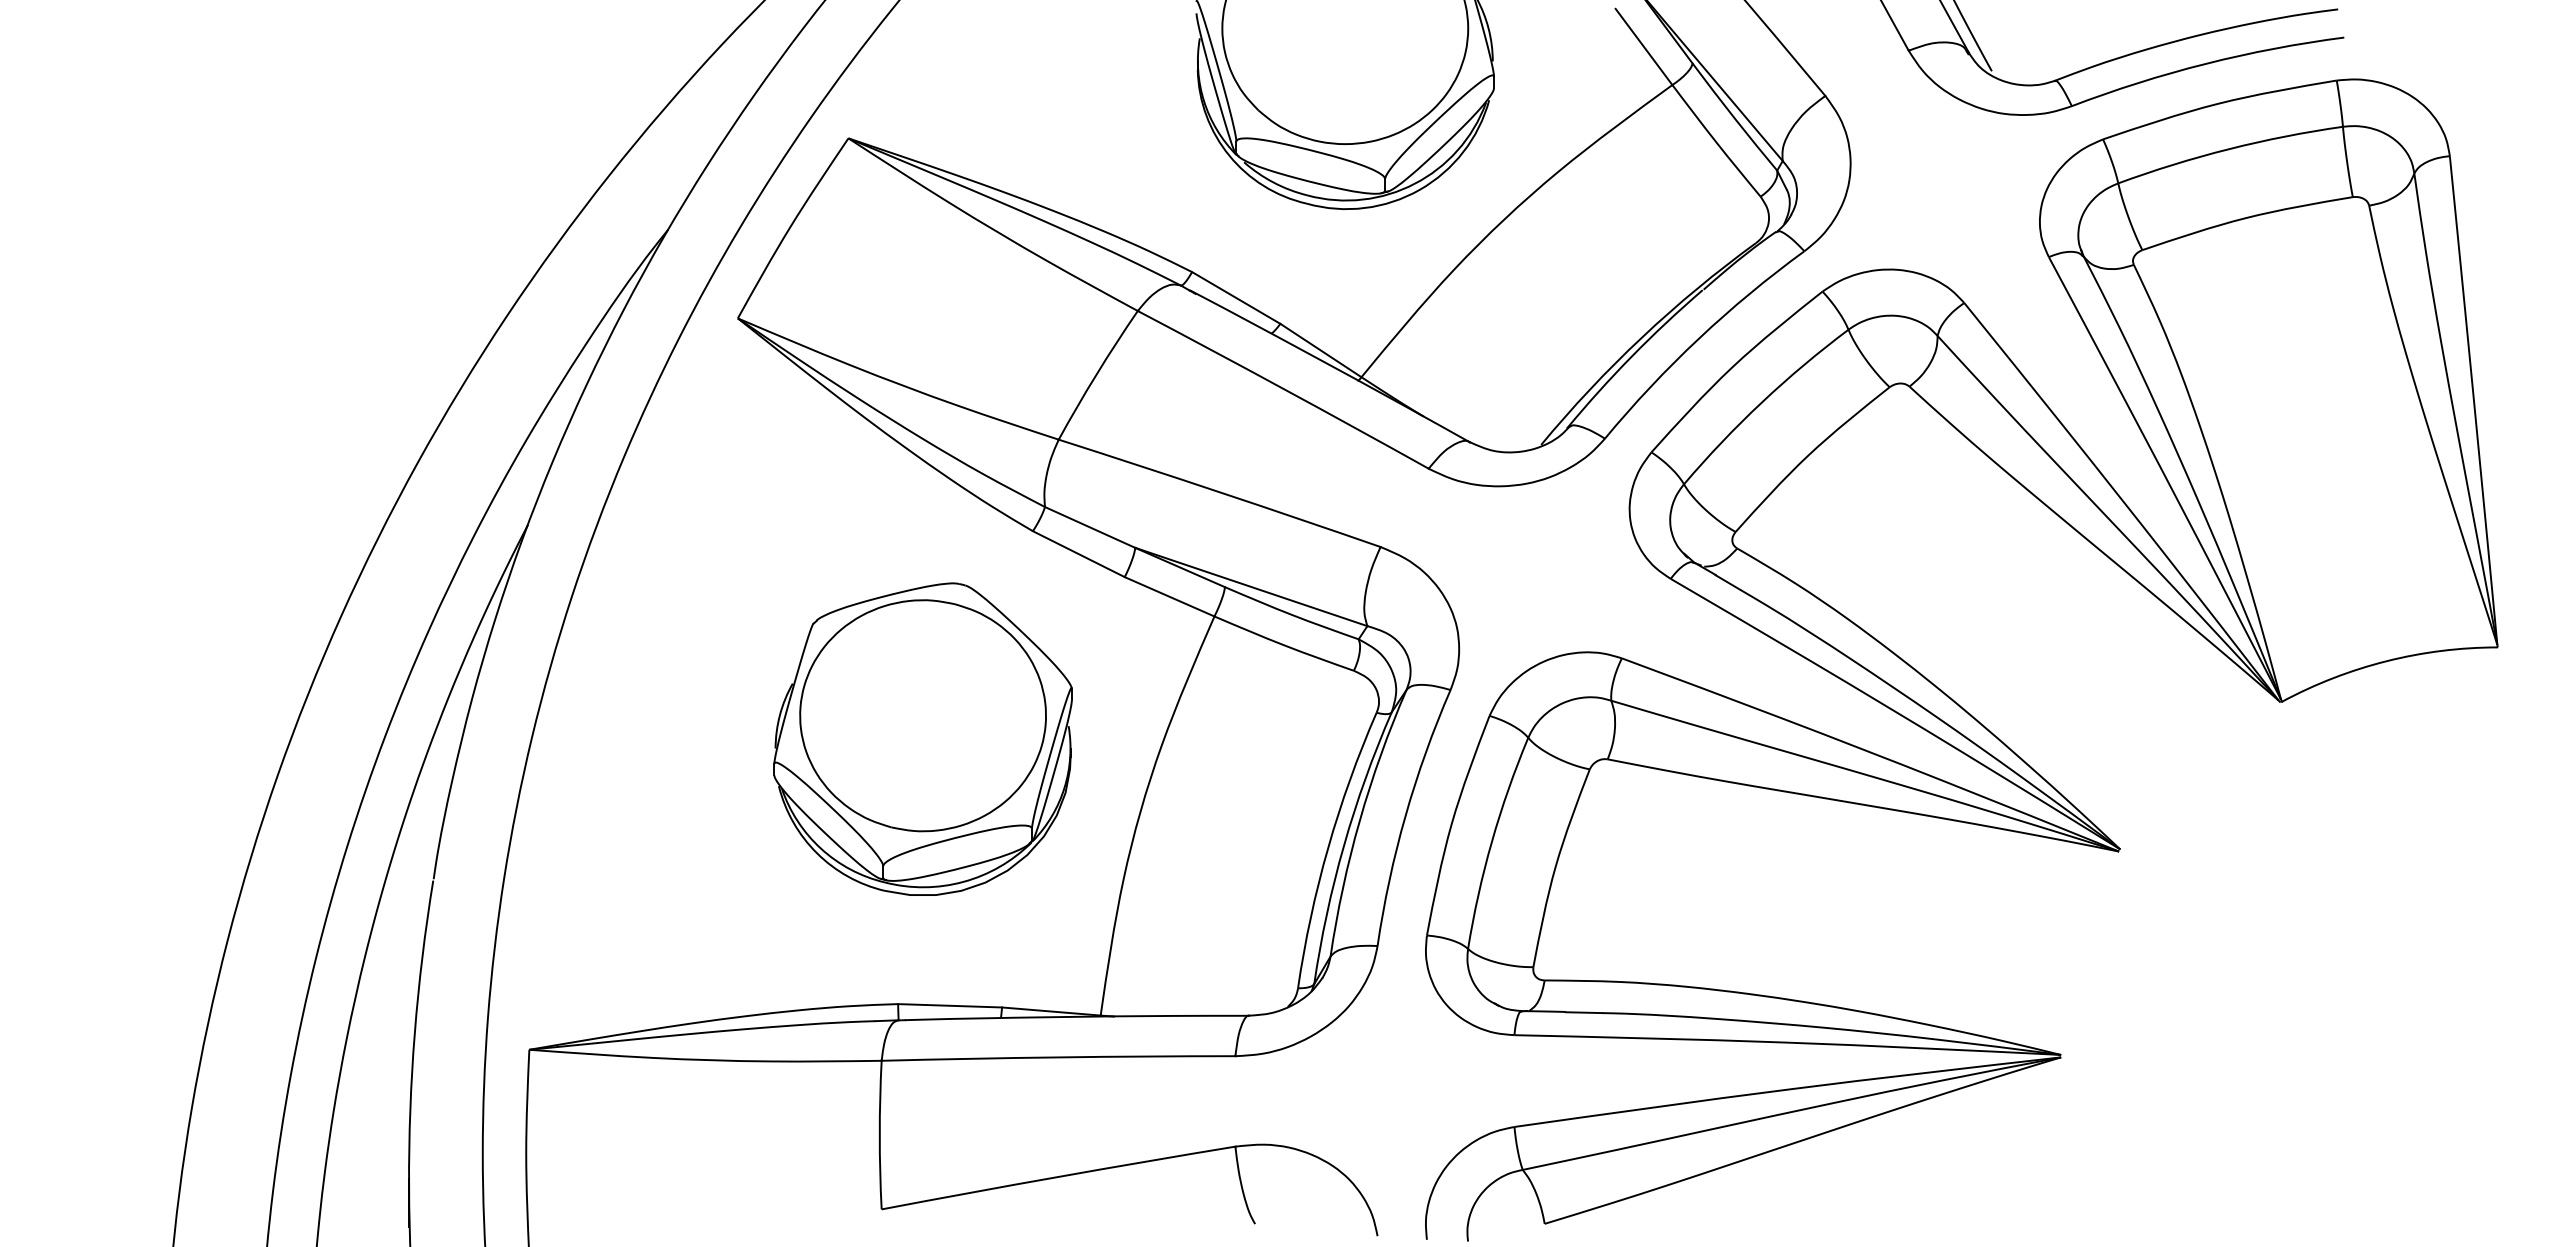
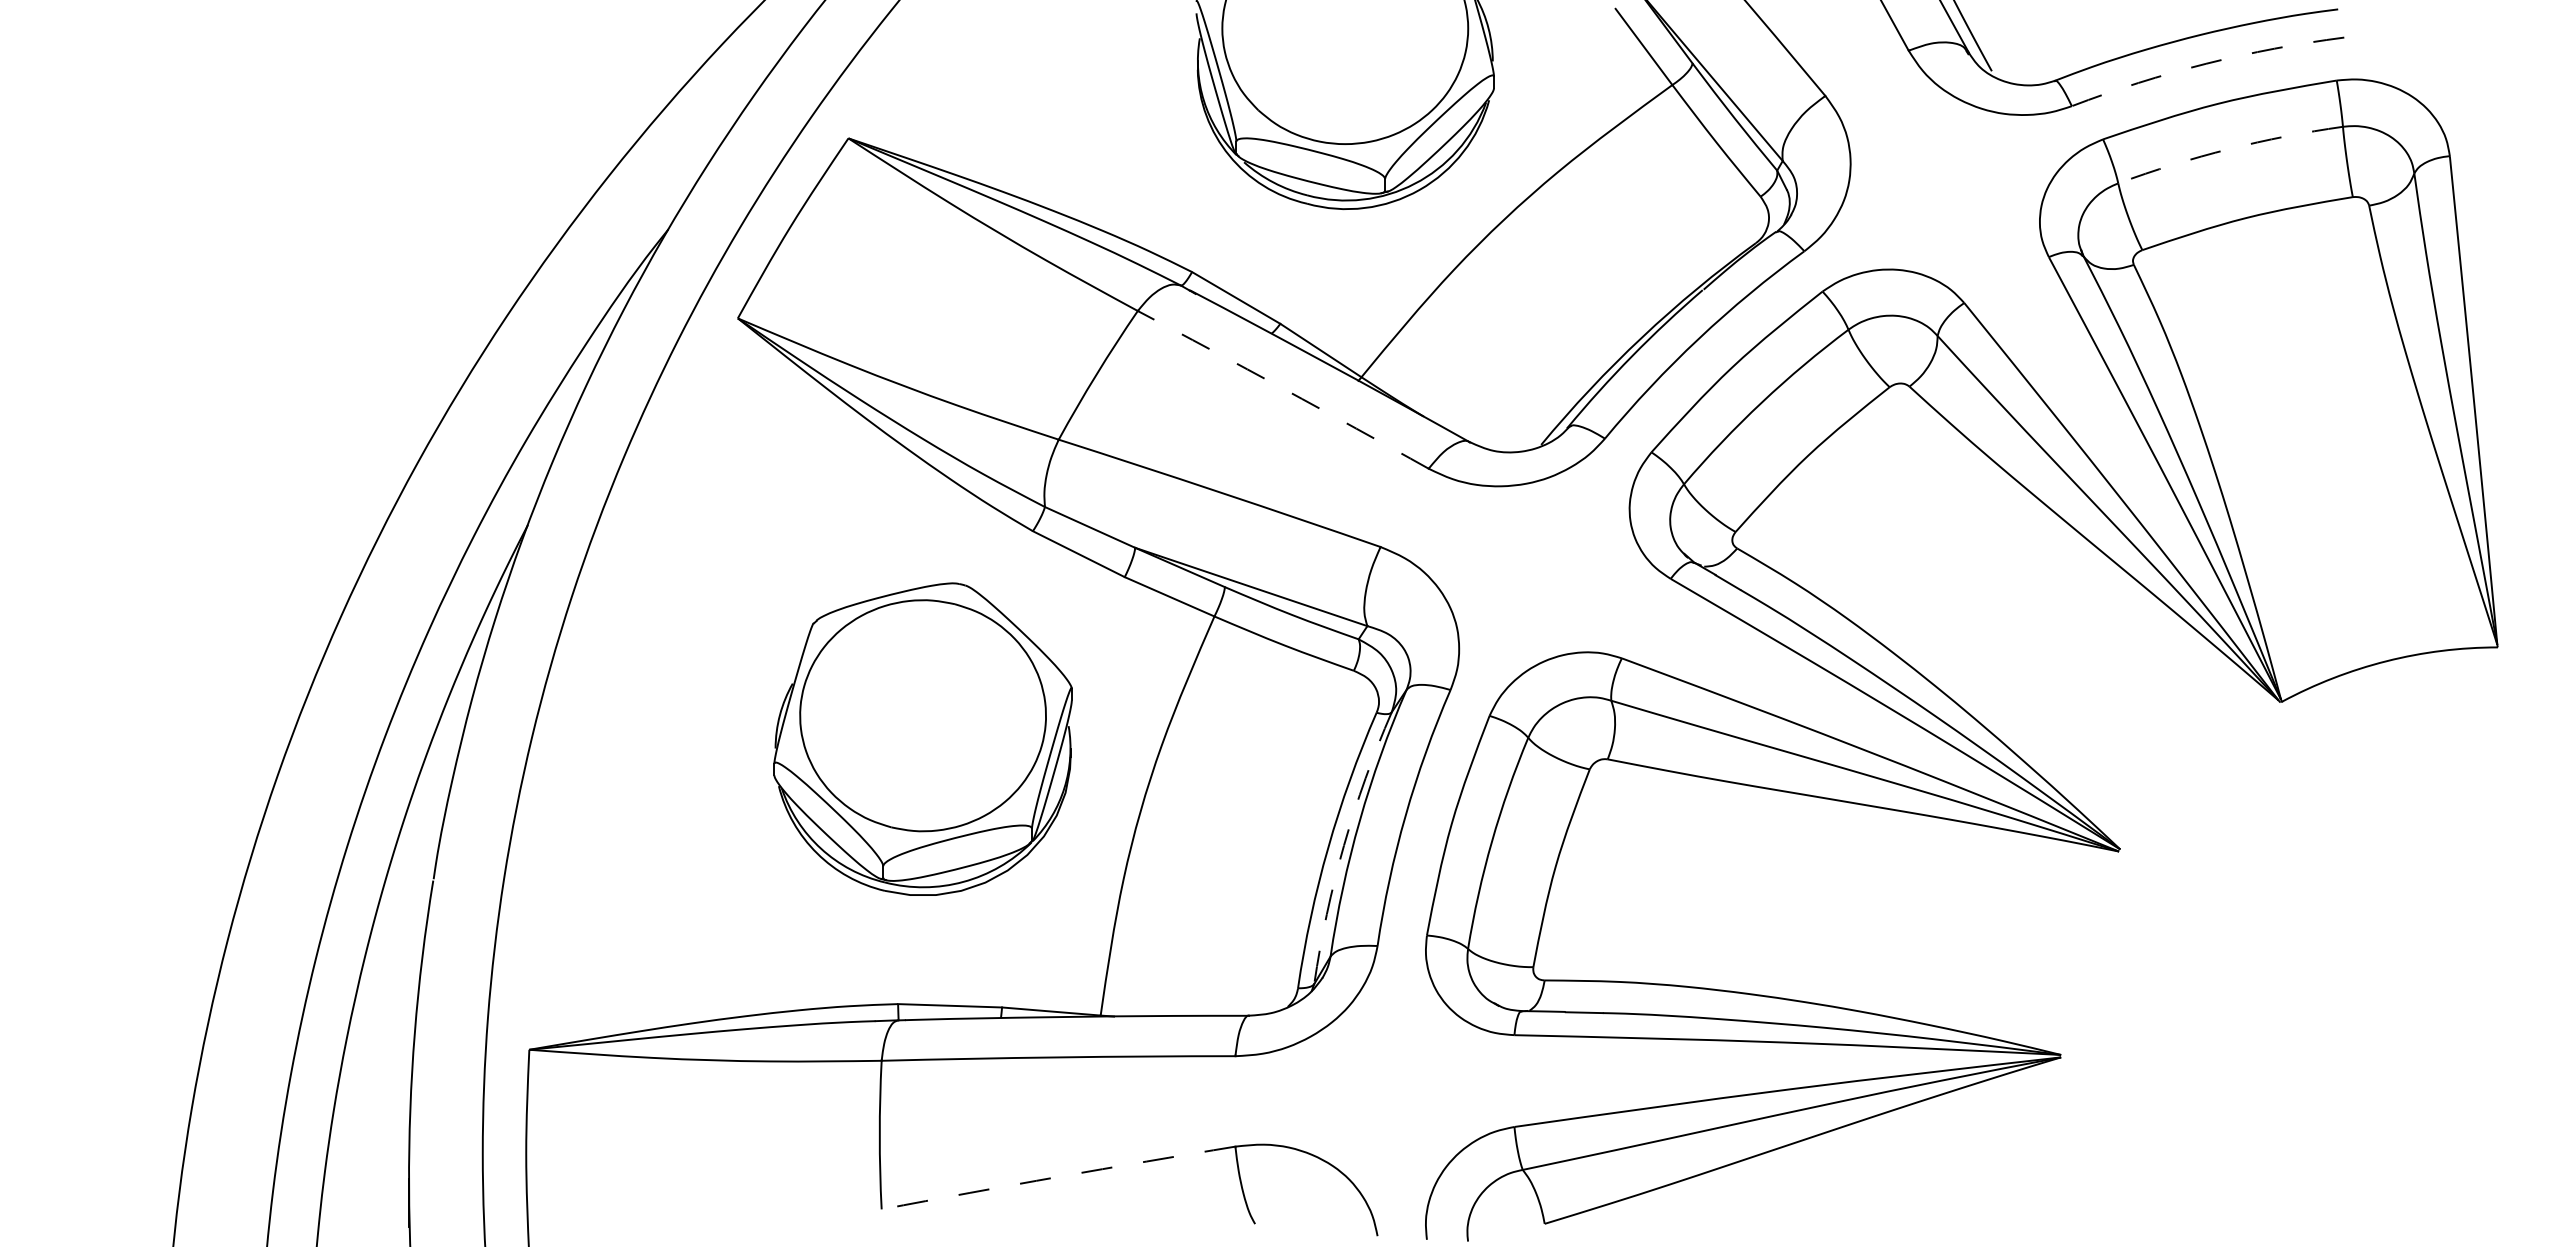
arc: solid -> dashed (2206, 63)
arc: solid -> dashed (2229, 149)
arc: solid -> dashed (1283, 389)
arc: solid -> dashed (1344, 845)
arc: solid -> dashed (1058, 1176)
